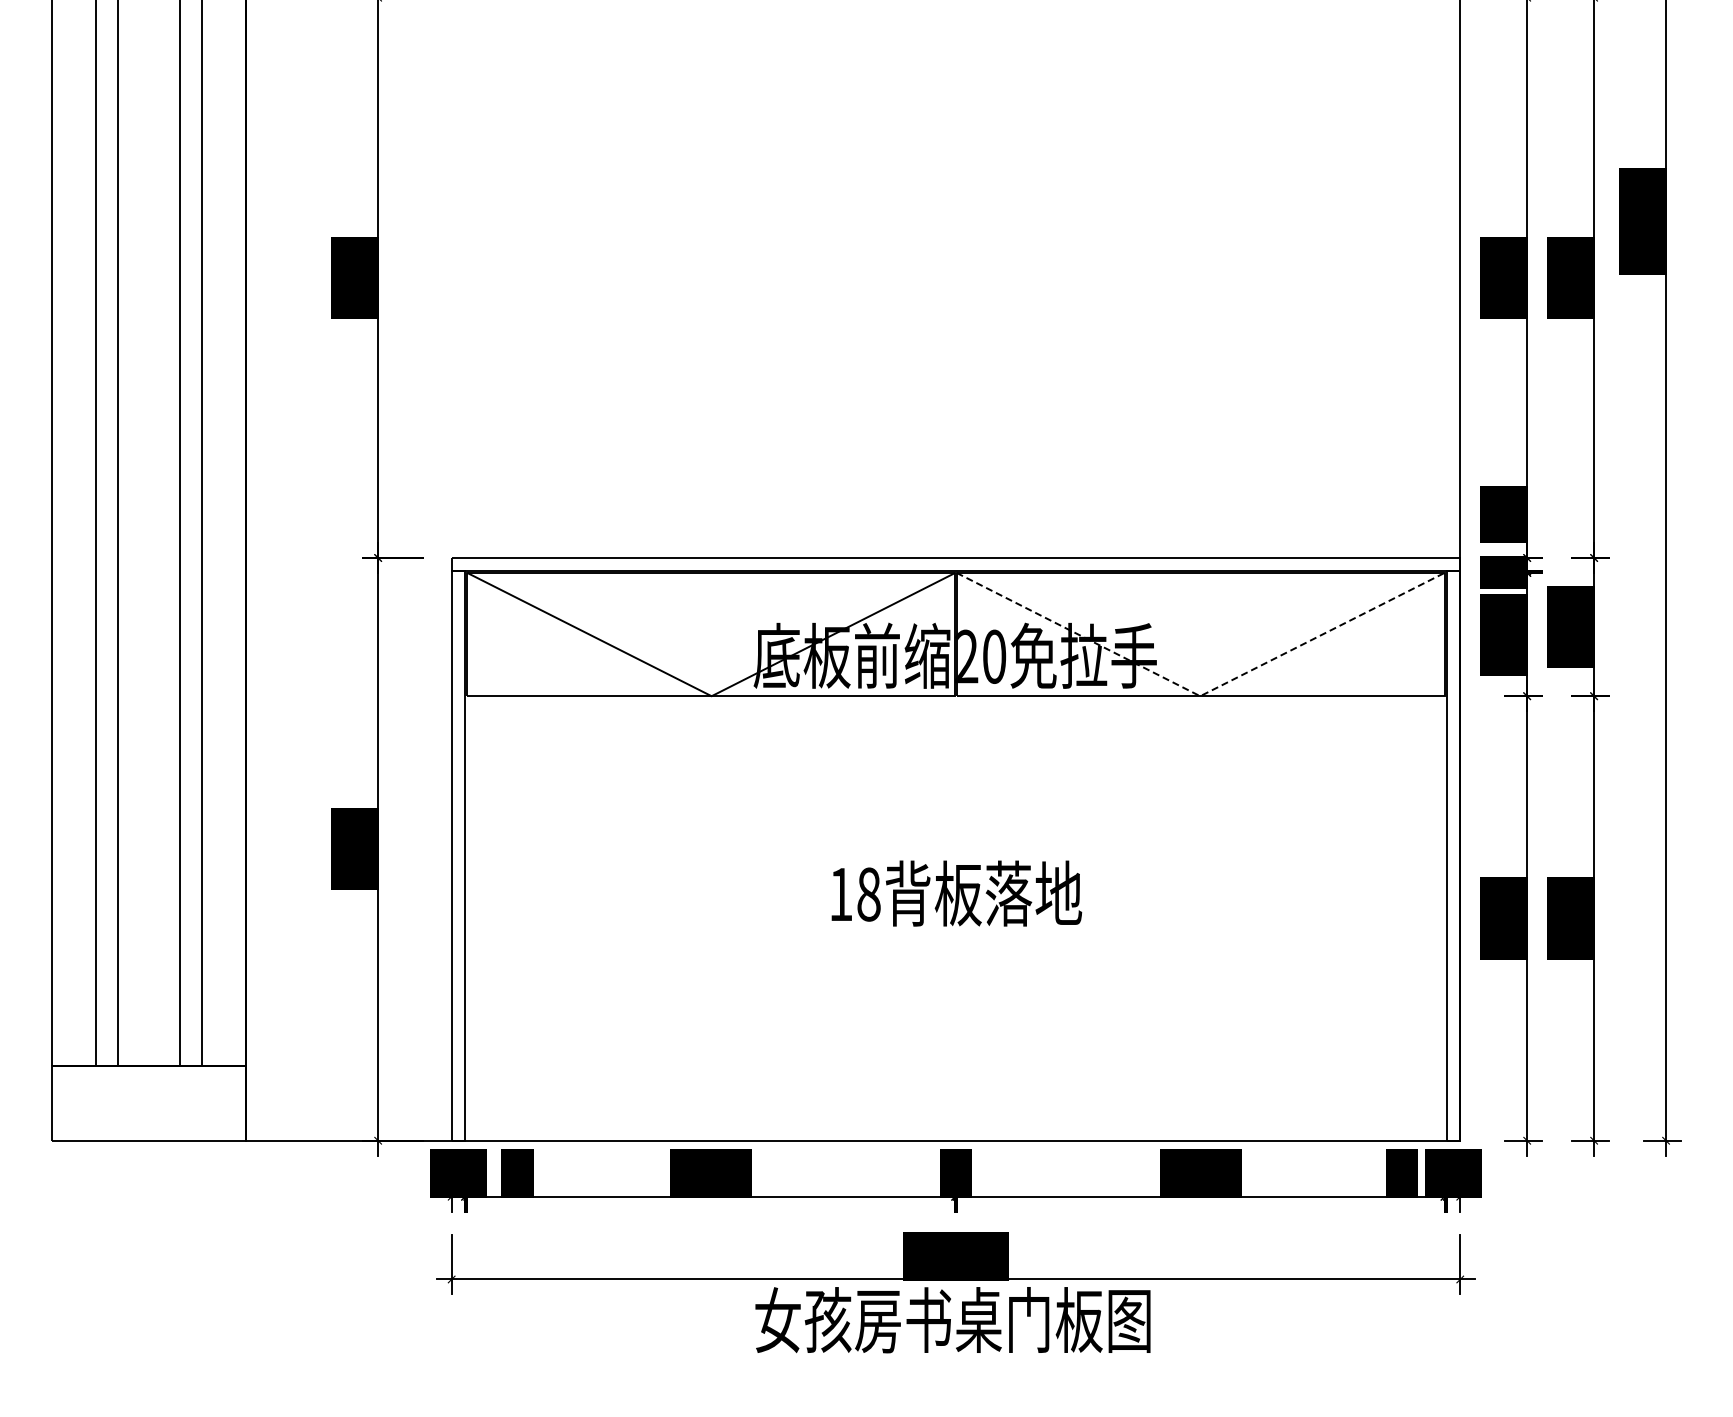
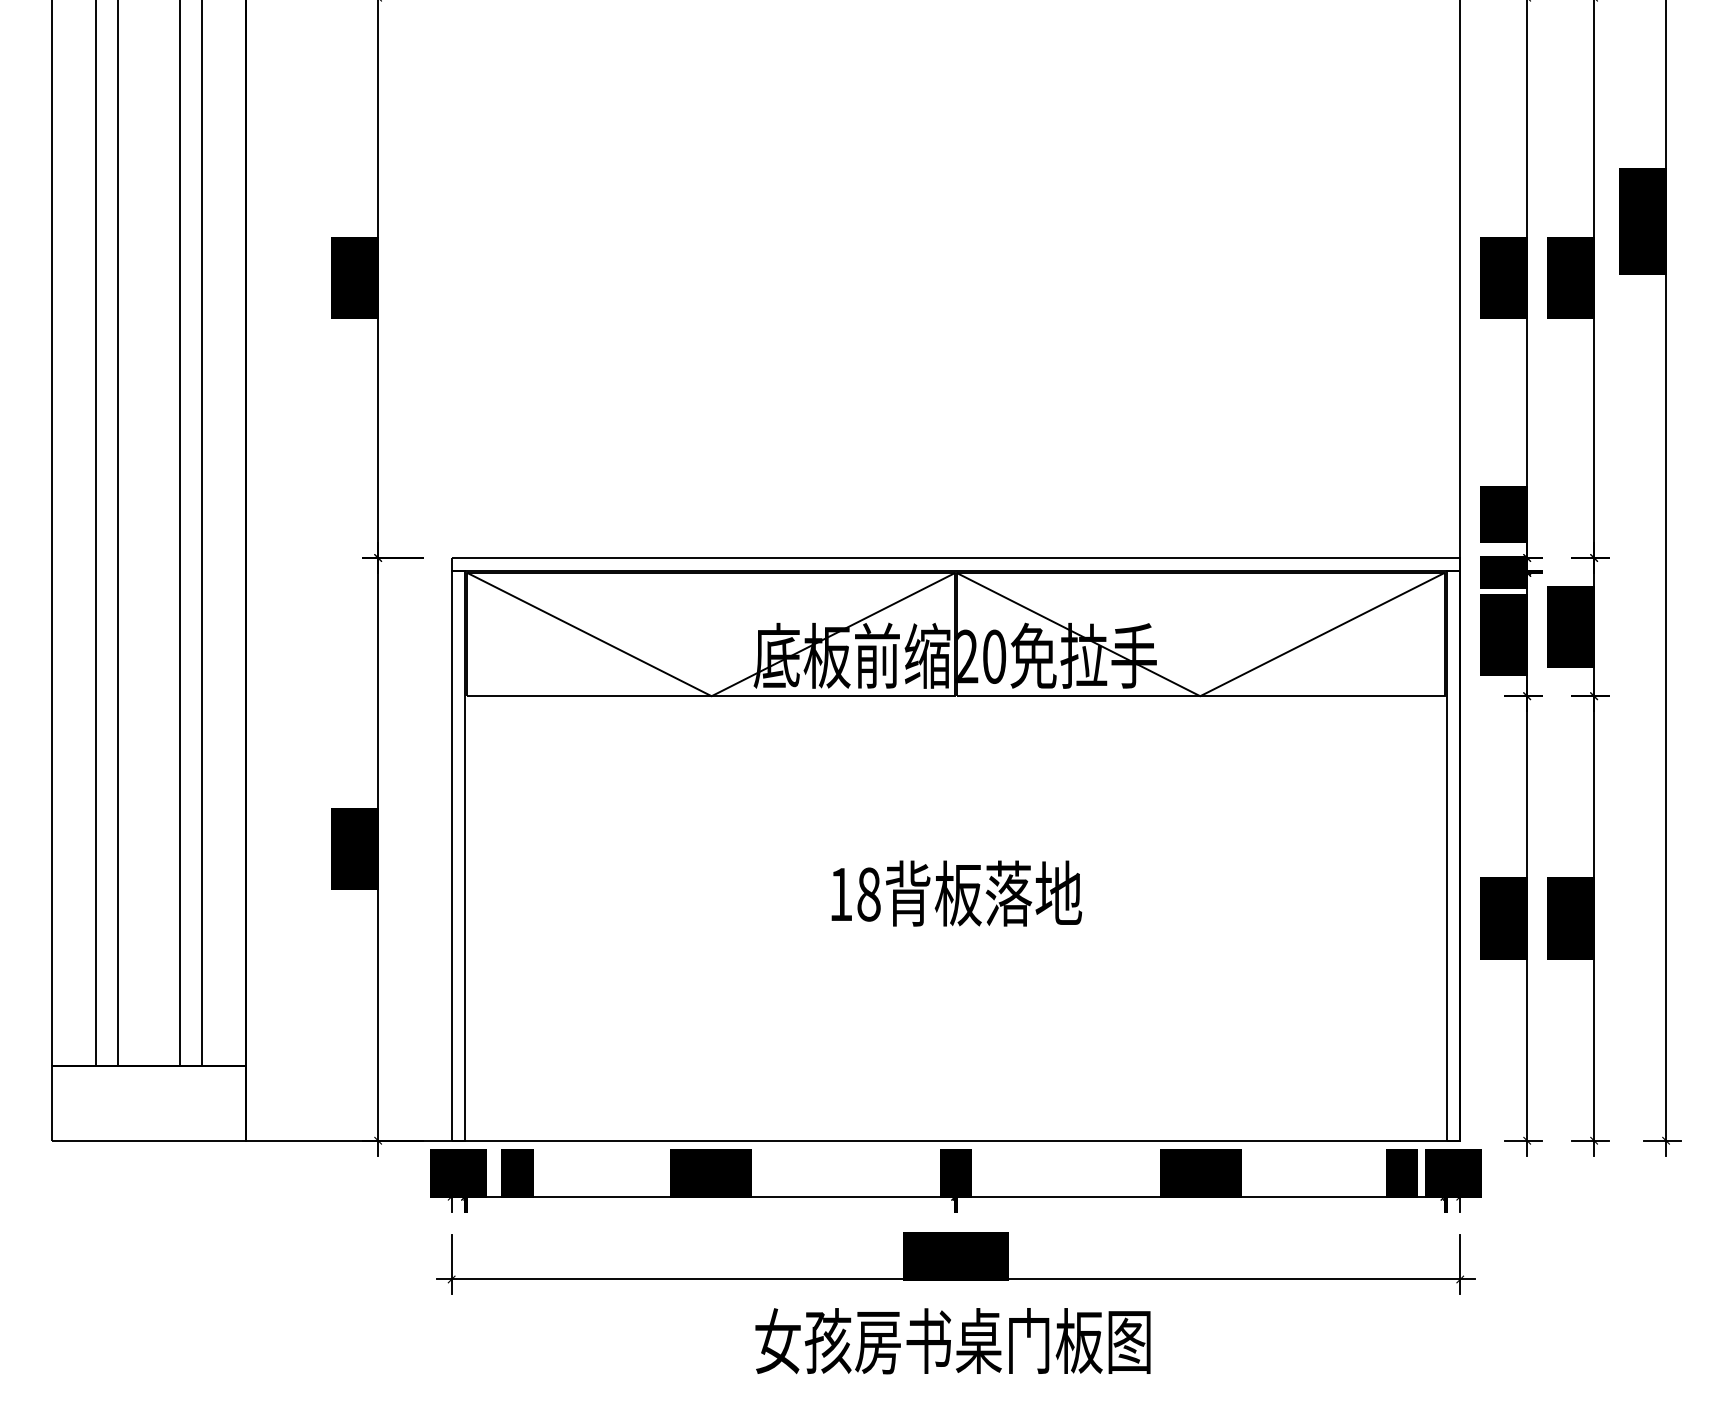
line: dashed -> solid (1200, 696)
text position: (952, 1320) -> (952, 1341) (952, 1341)
